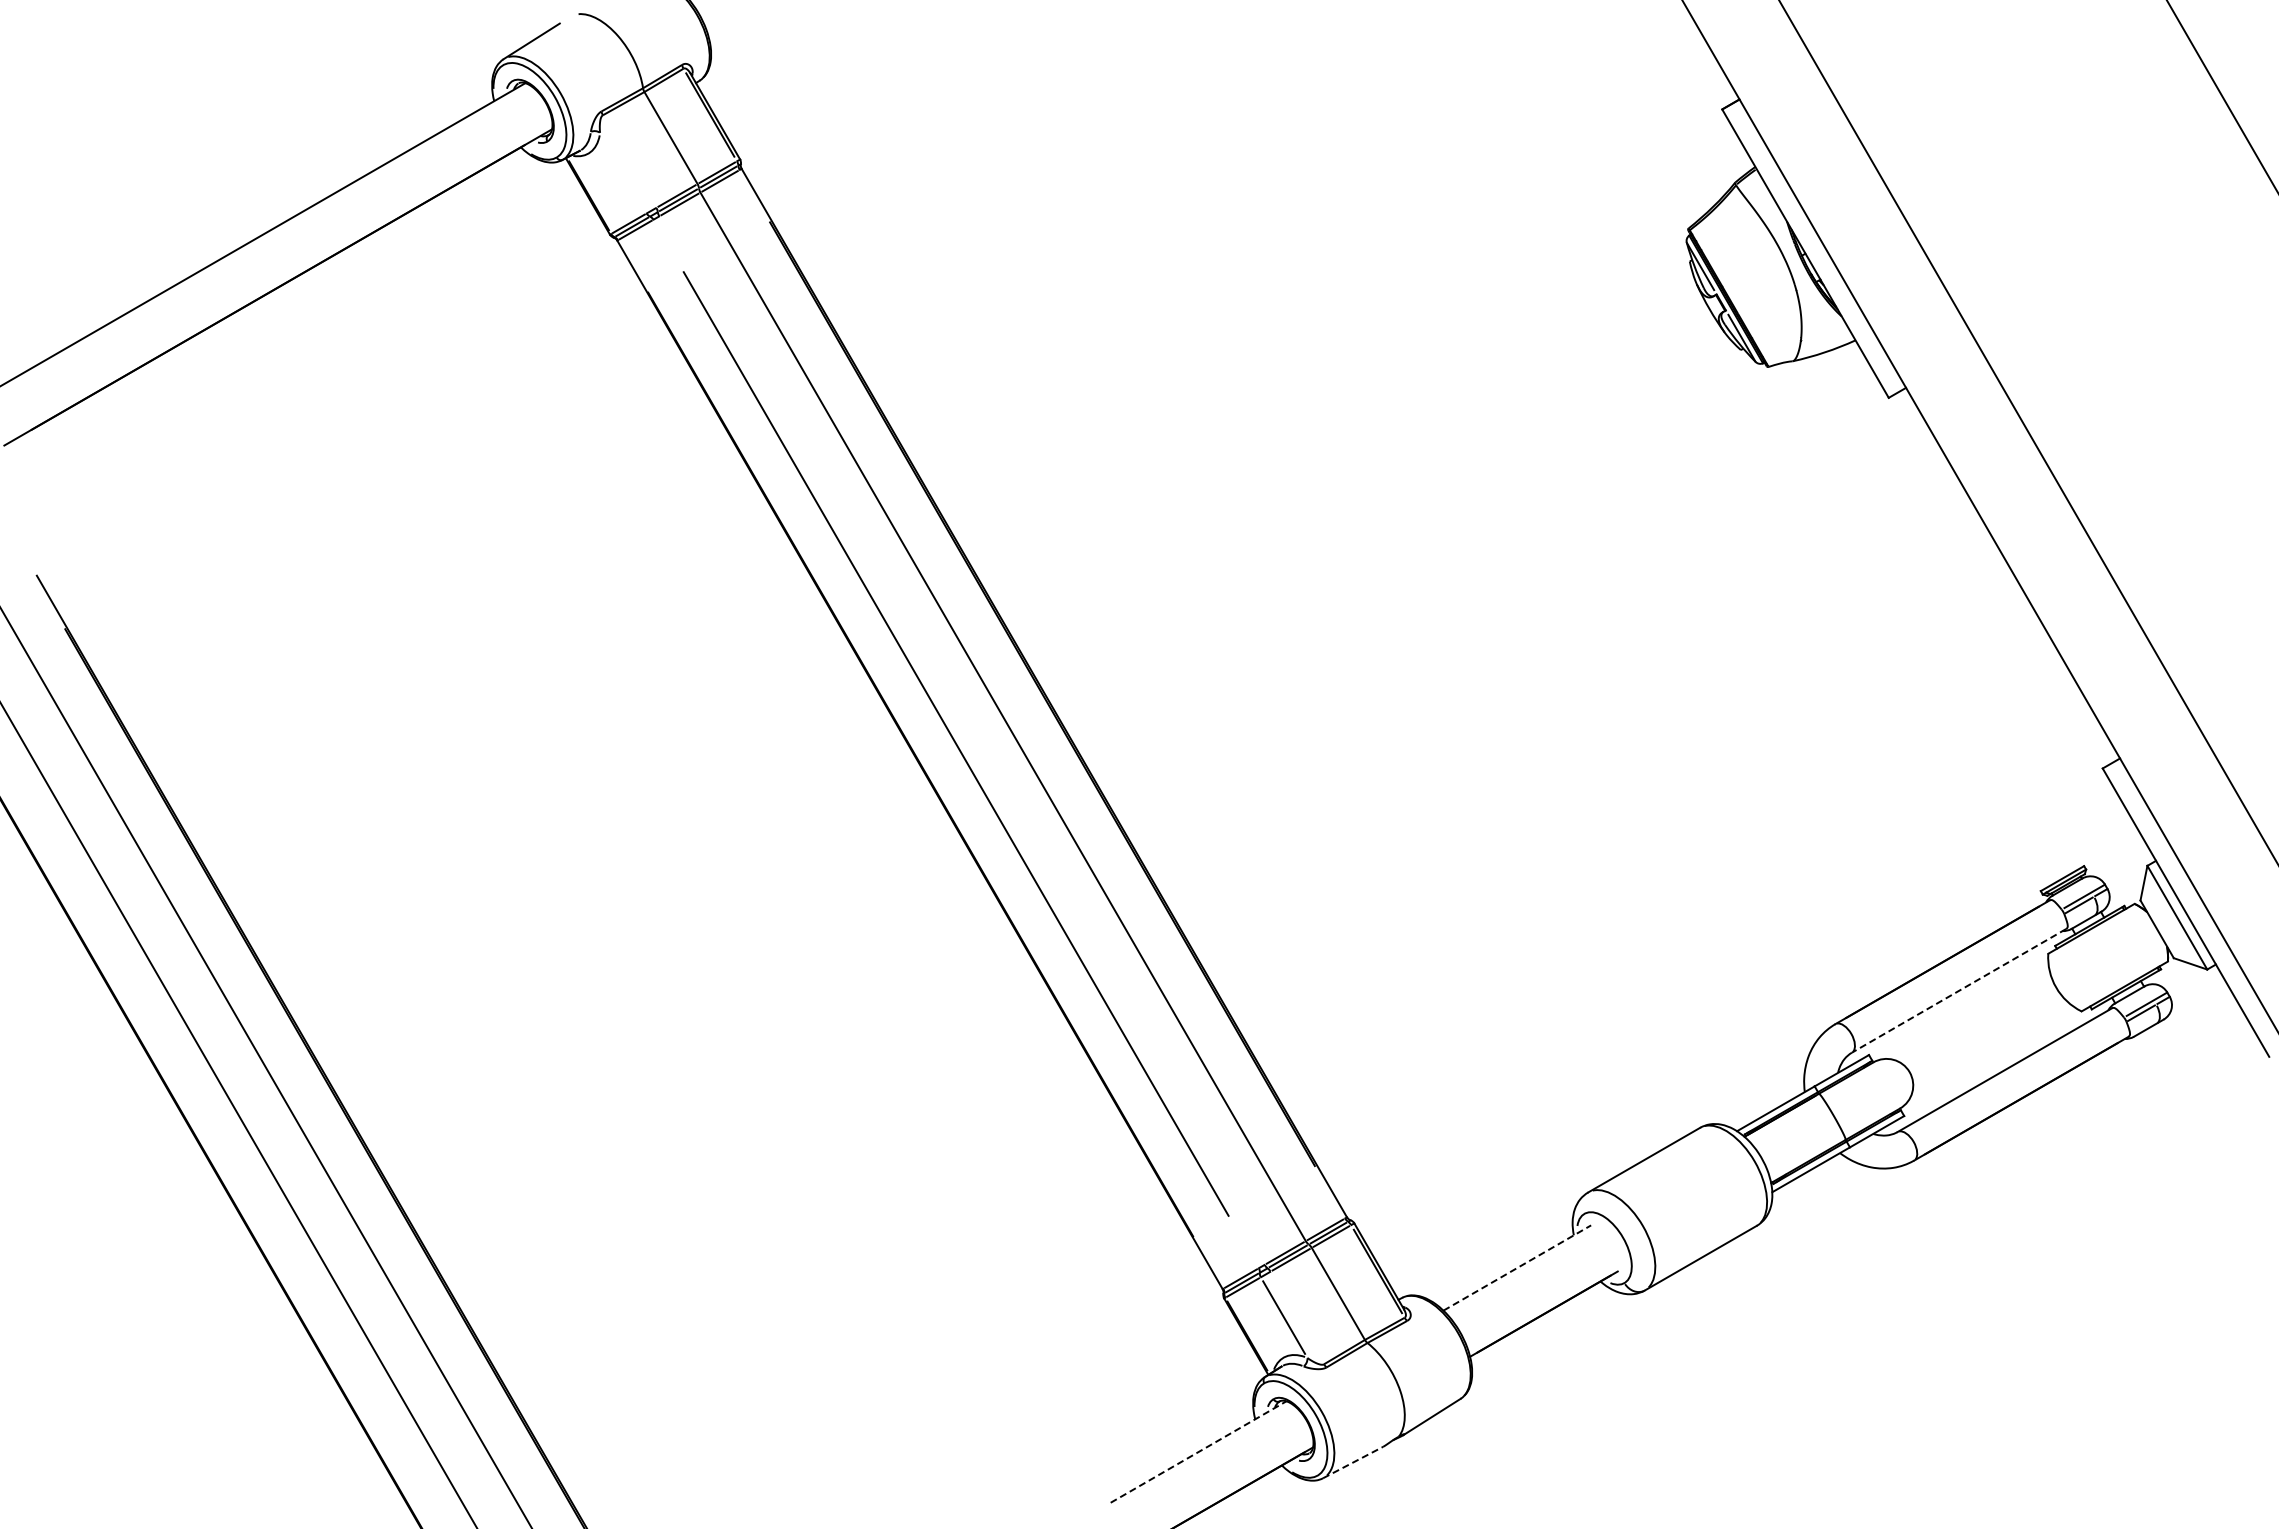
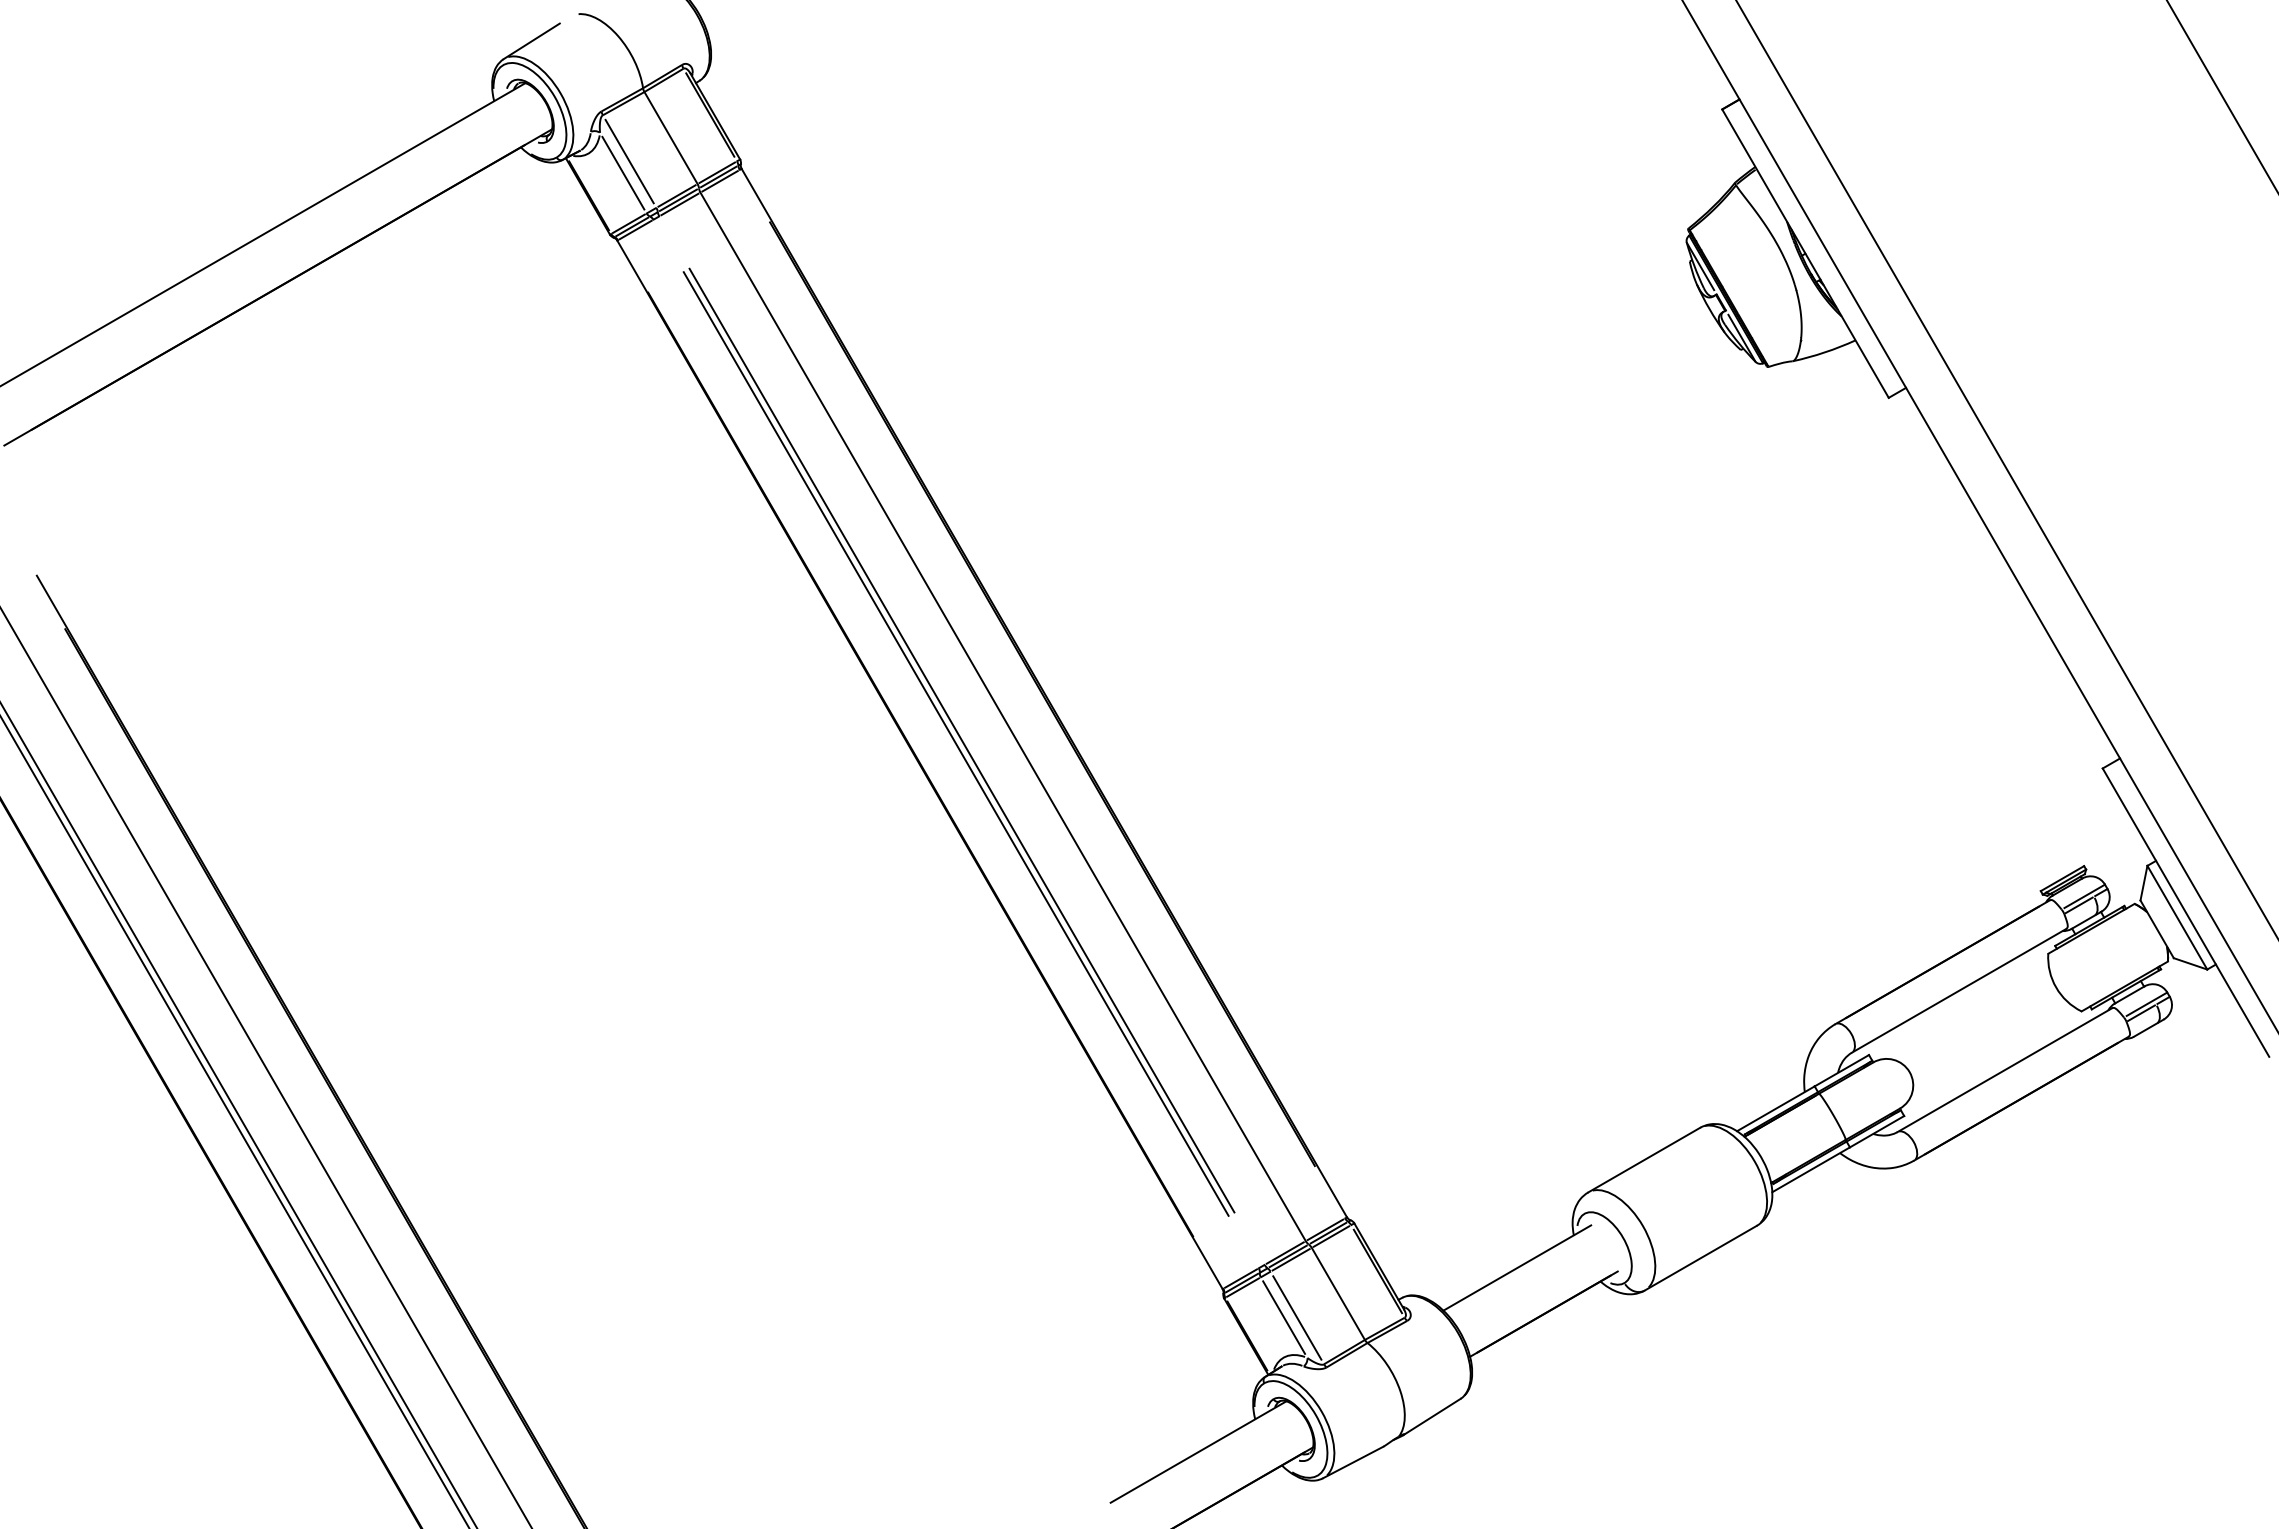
line: none -> present (629, 161)
line: none -> present (623, 172)
line position: (2027, 431) -> (2006, 468) (2006, 468)
line: none -> present (961, 740)
line: dashed -> solid (1959, 990)
line: none -> present (234, 1121)
line: dashed -> solid (1517, 1267)
line: none -> present (1297, 1317)
line: dashed -> solid (1199, 1451)
line: dashed -> solid (1353, 1462)
